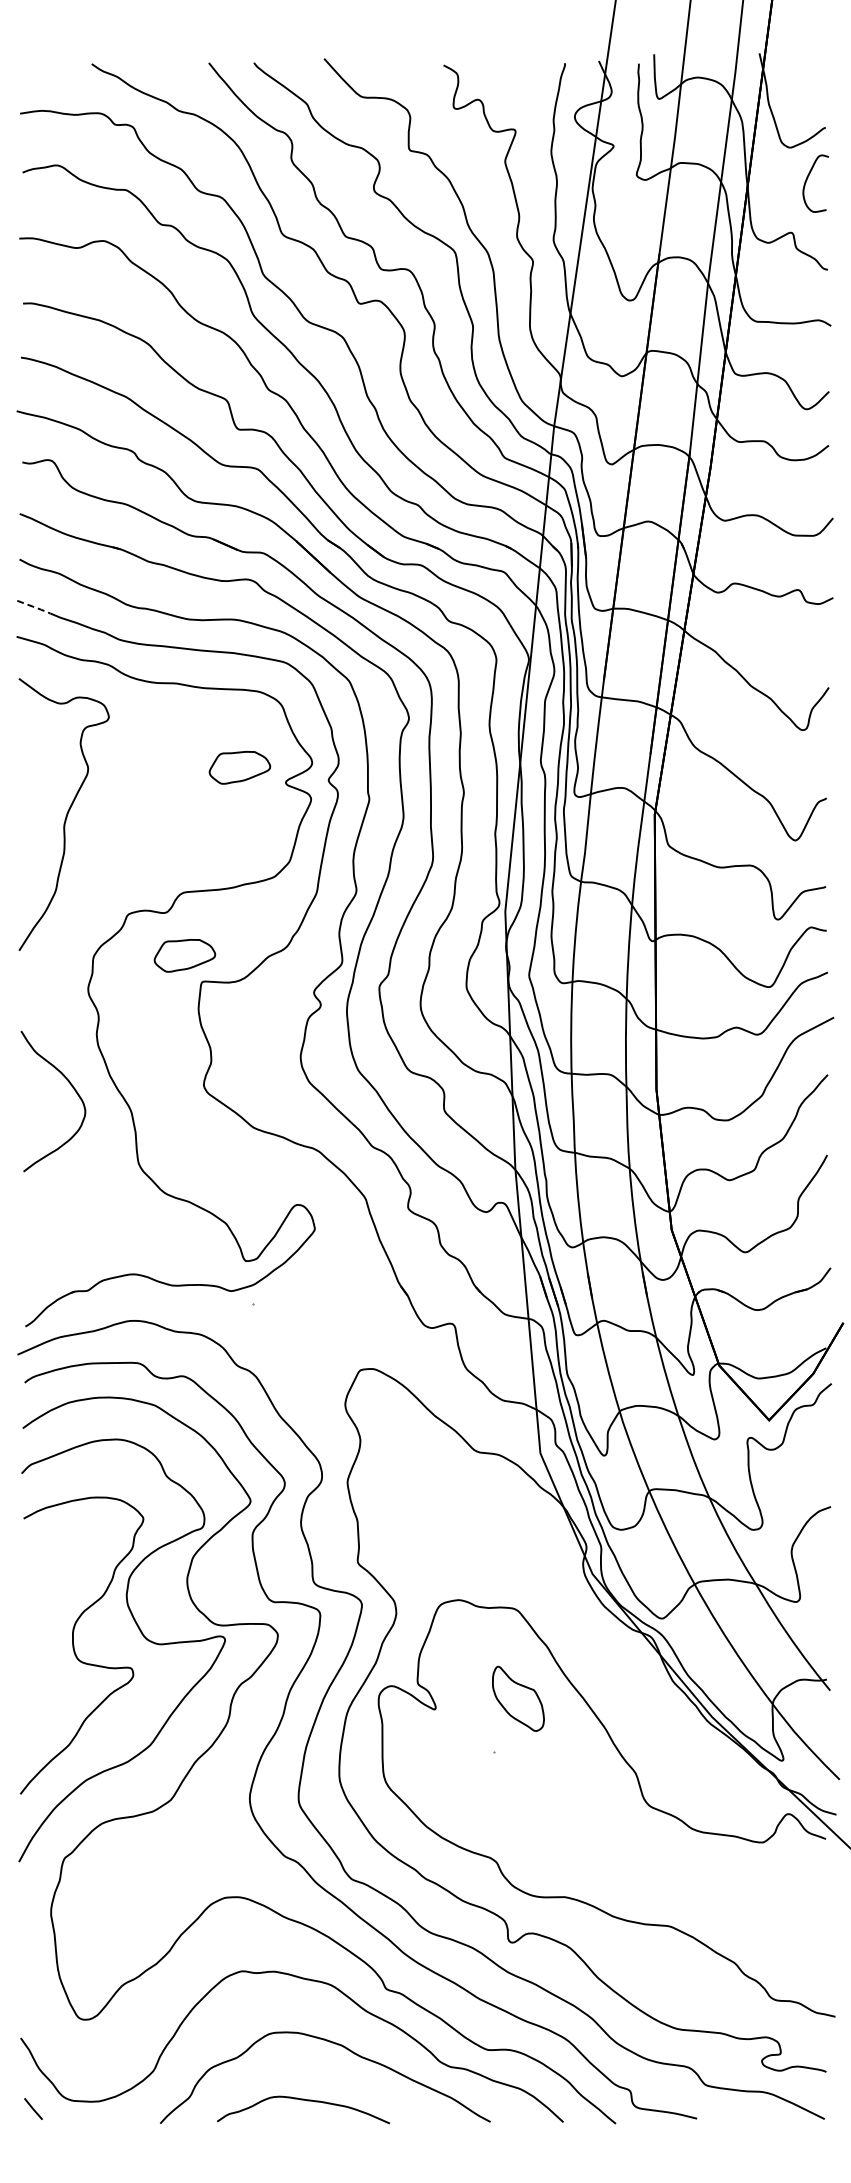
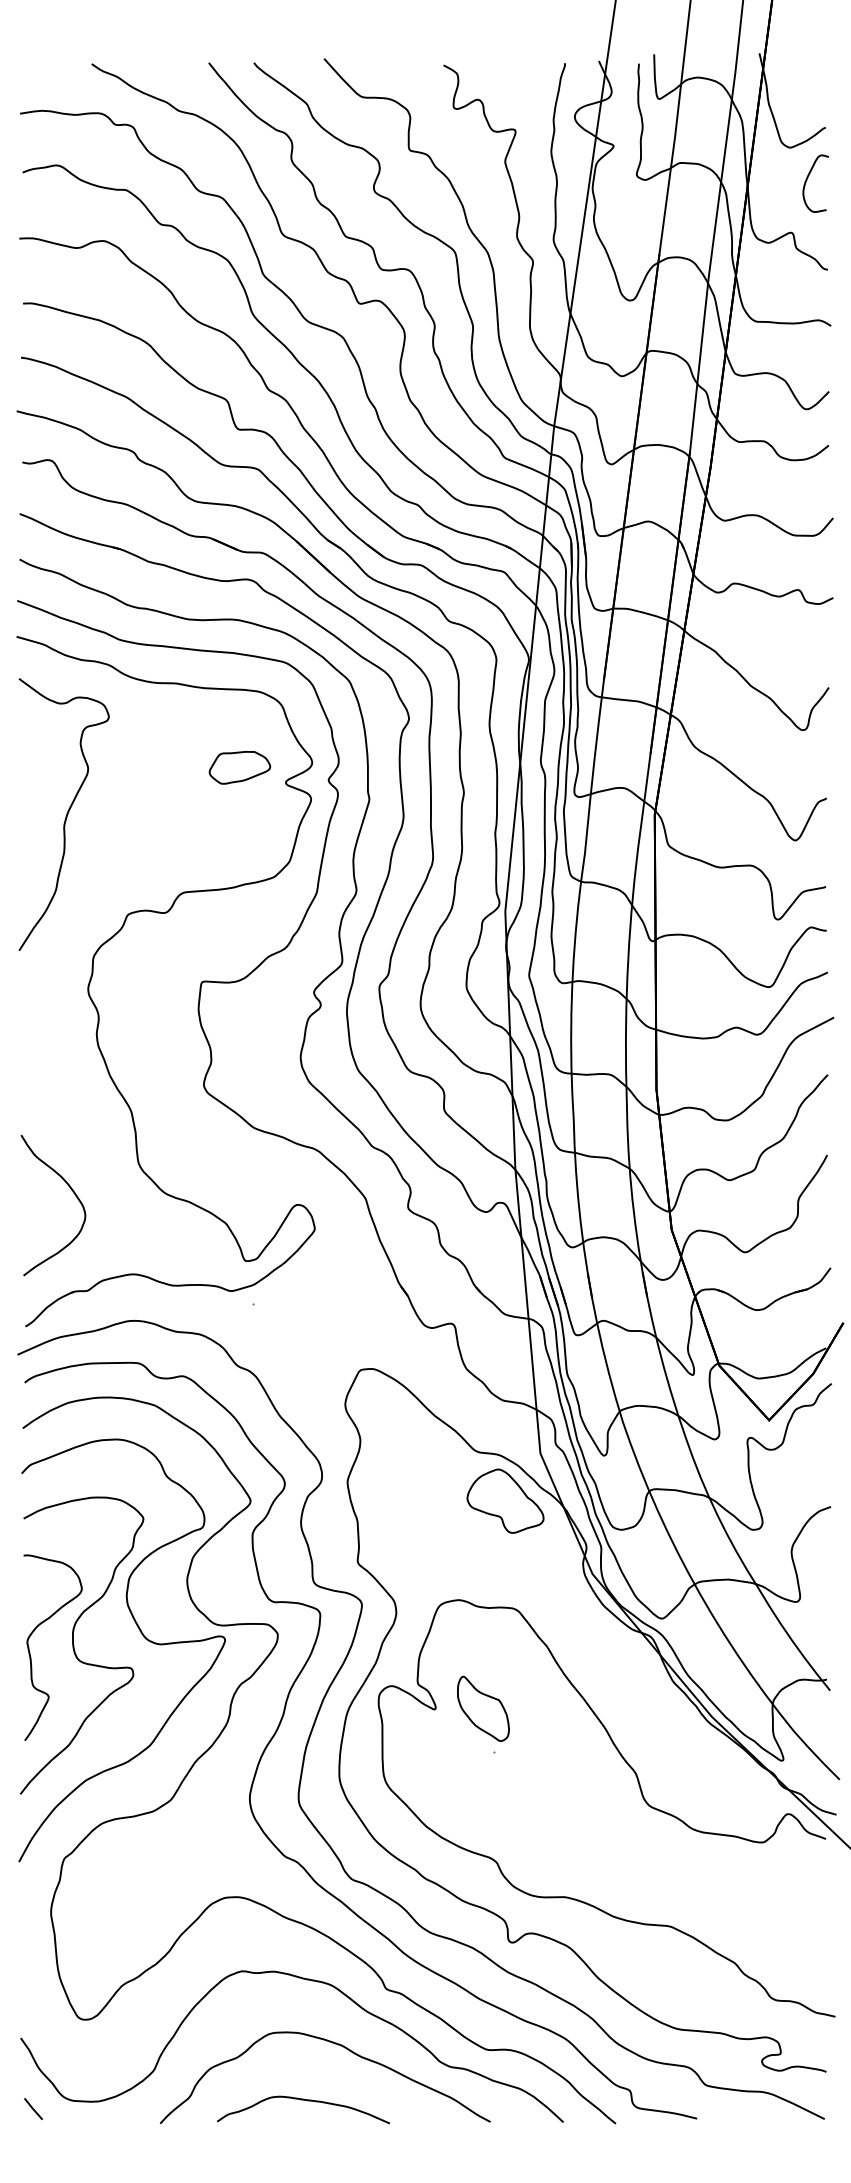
line: dashed -> solid (34, 607)
part: present -> none (184, 955)
curve position: (73, 1089) -> (73, 1193) (73, 1193)
part: none -> present (505, 1500)
curve: none -> present (30, 1652)
part position: (518, 1698) -> (483, 1708) (483, 1708)
